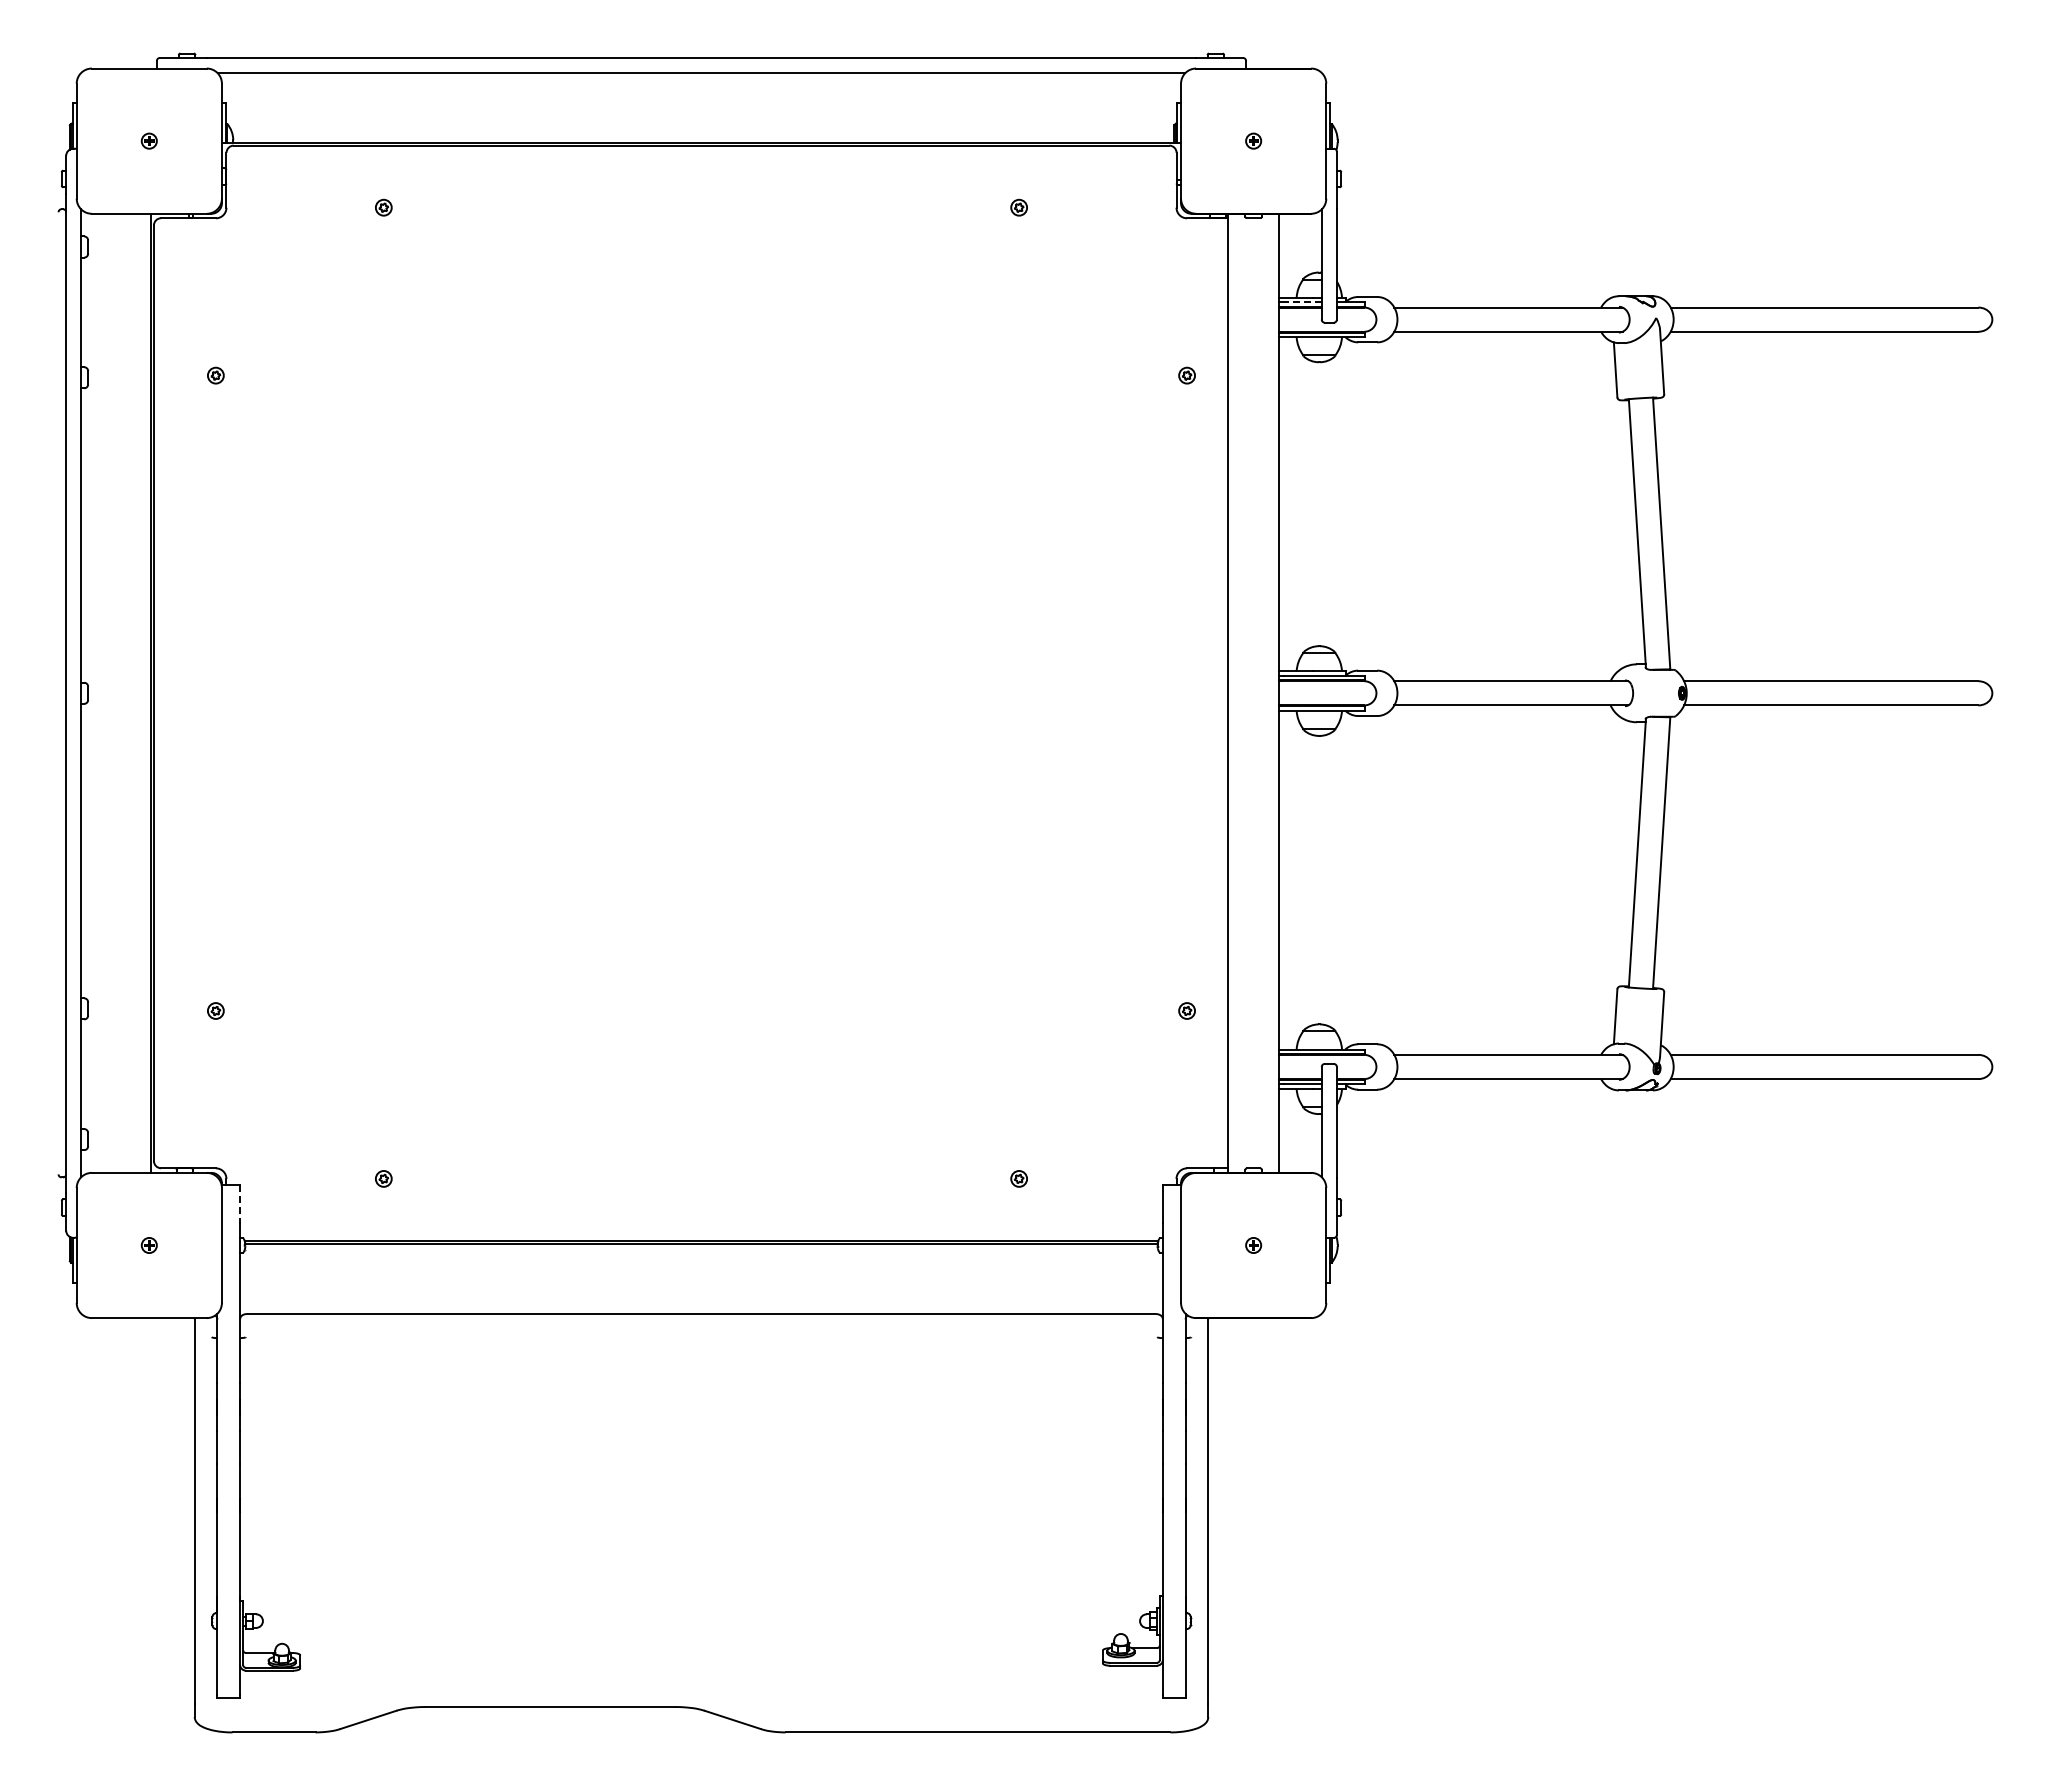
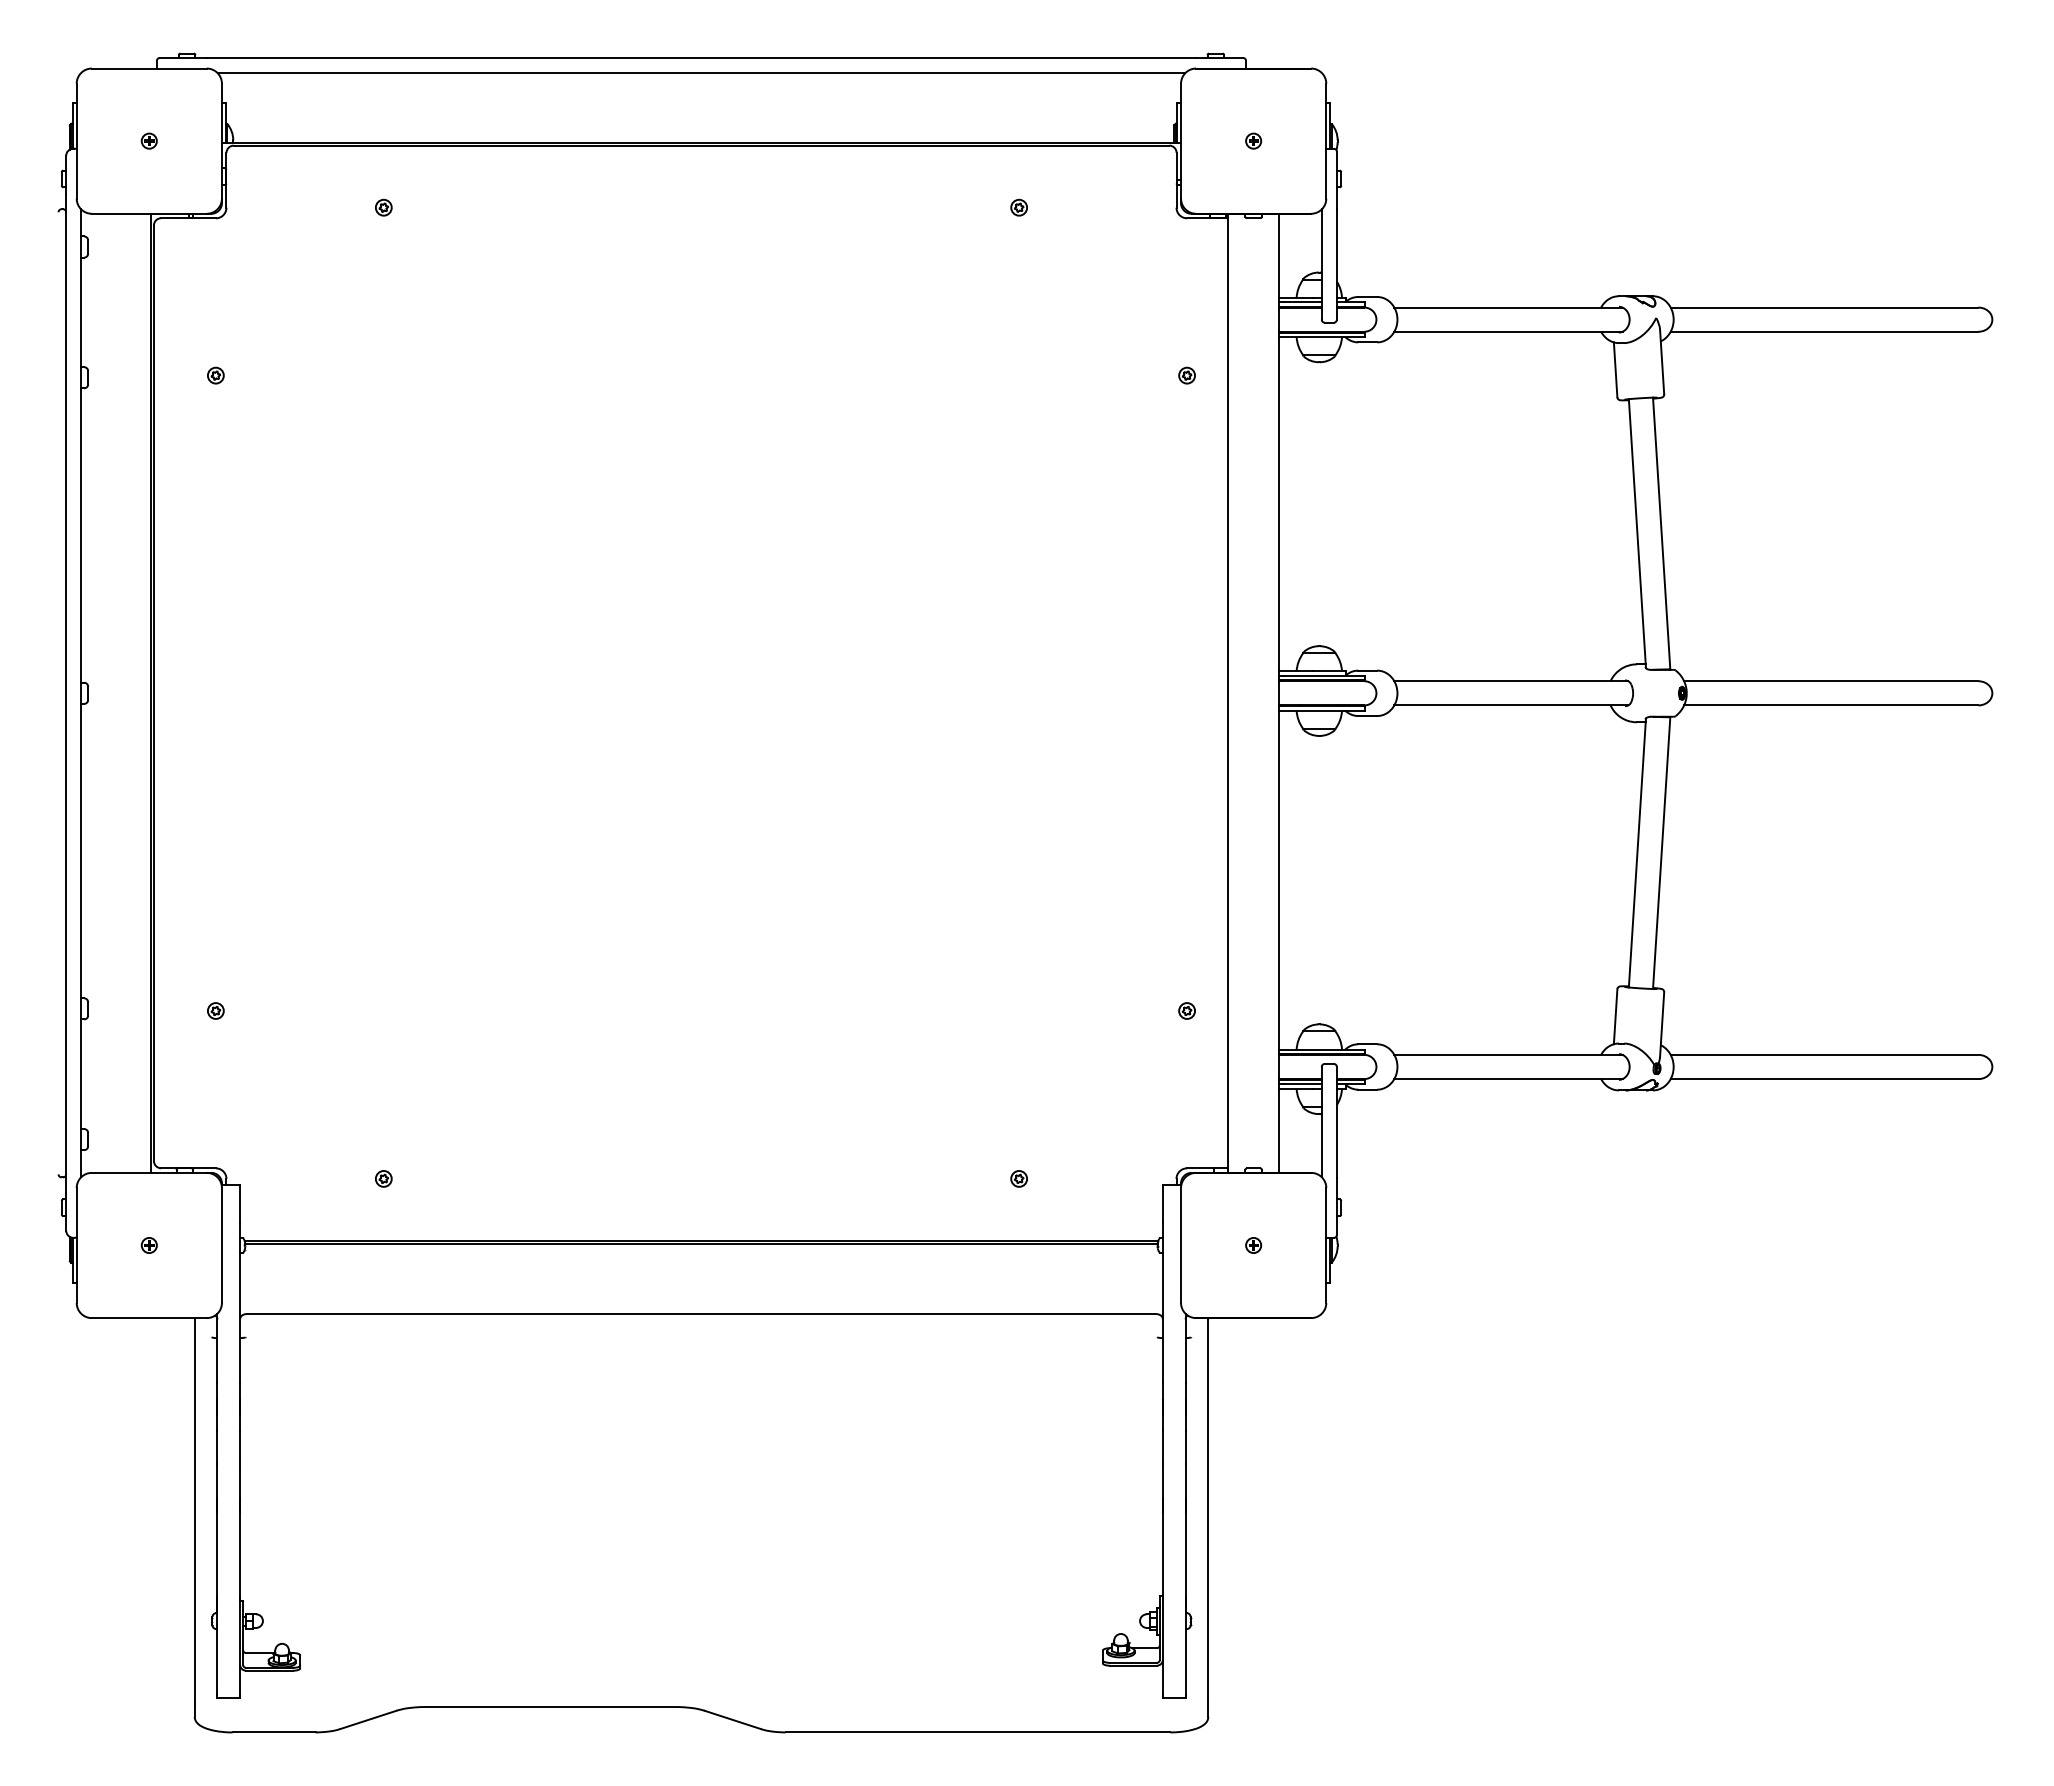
line: dashed -> solid (1303, 302)
line: dashed -> solid (240, 1203)
